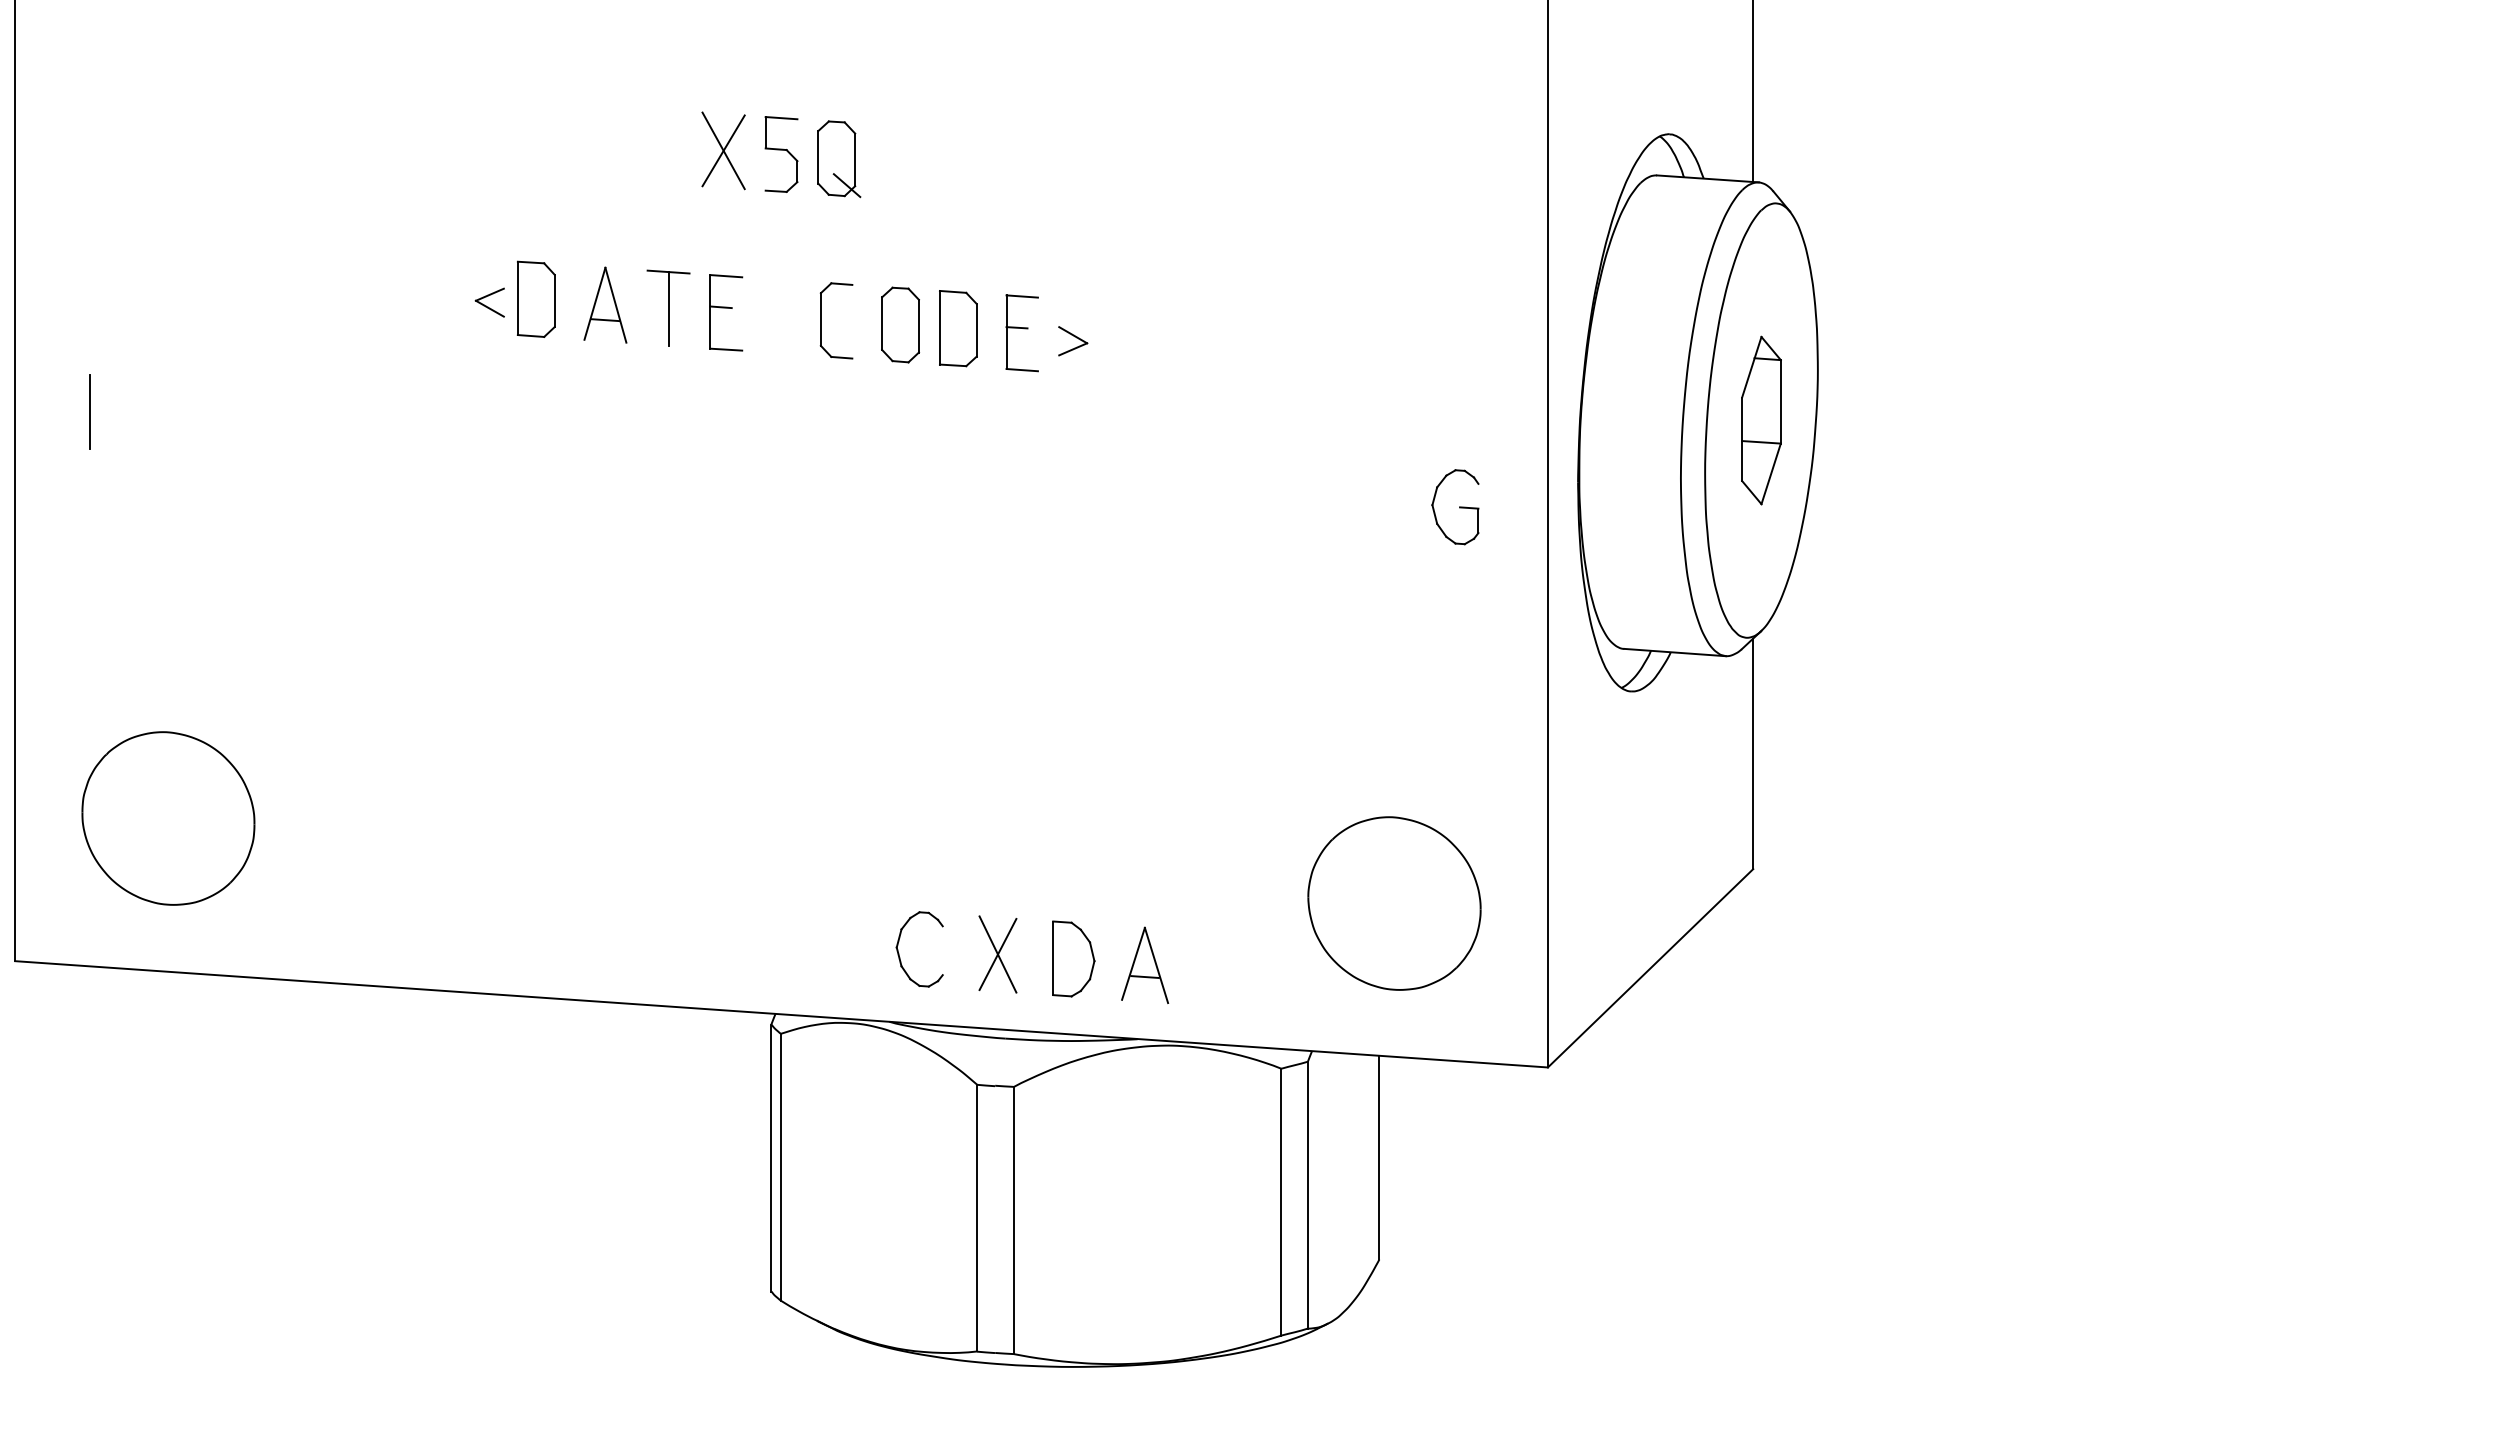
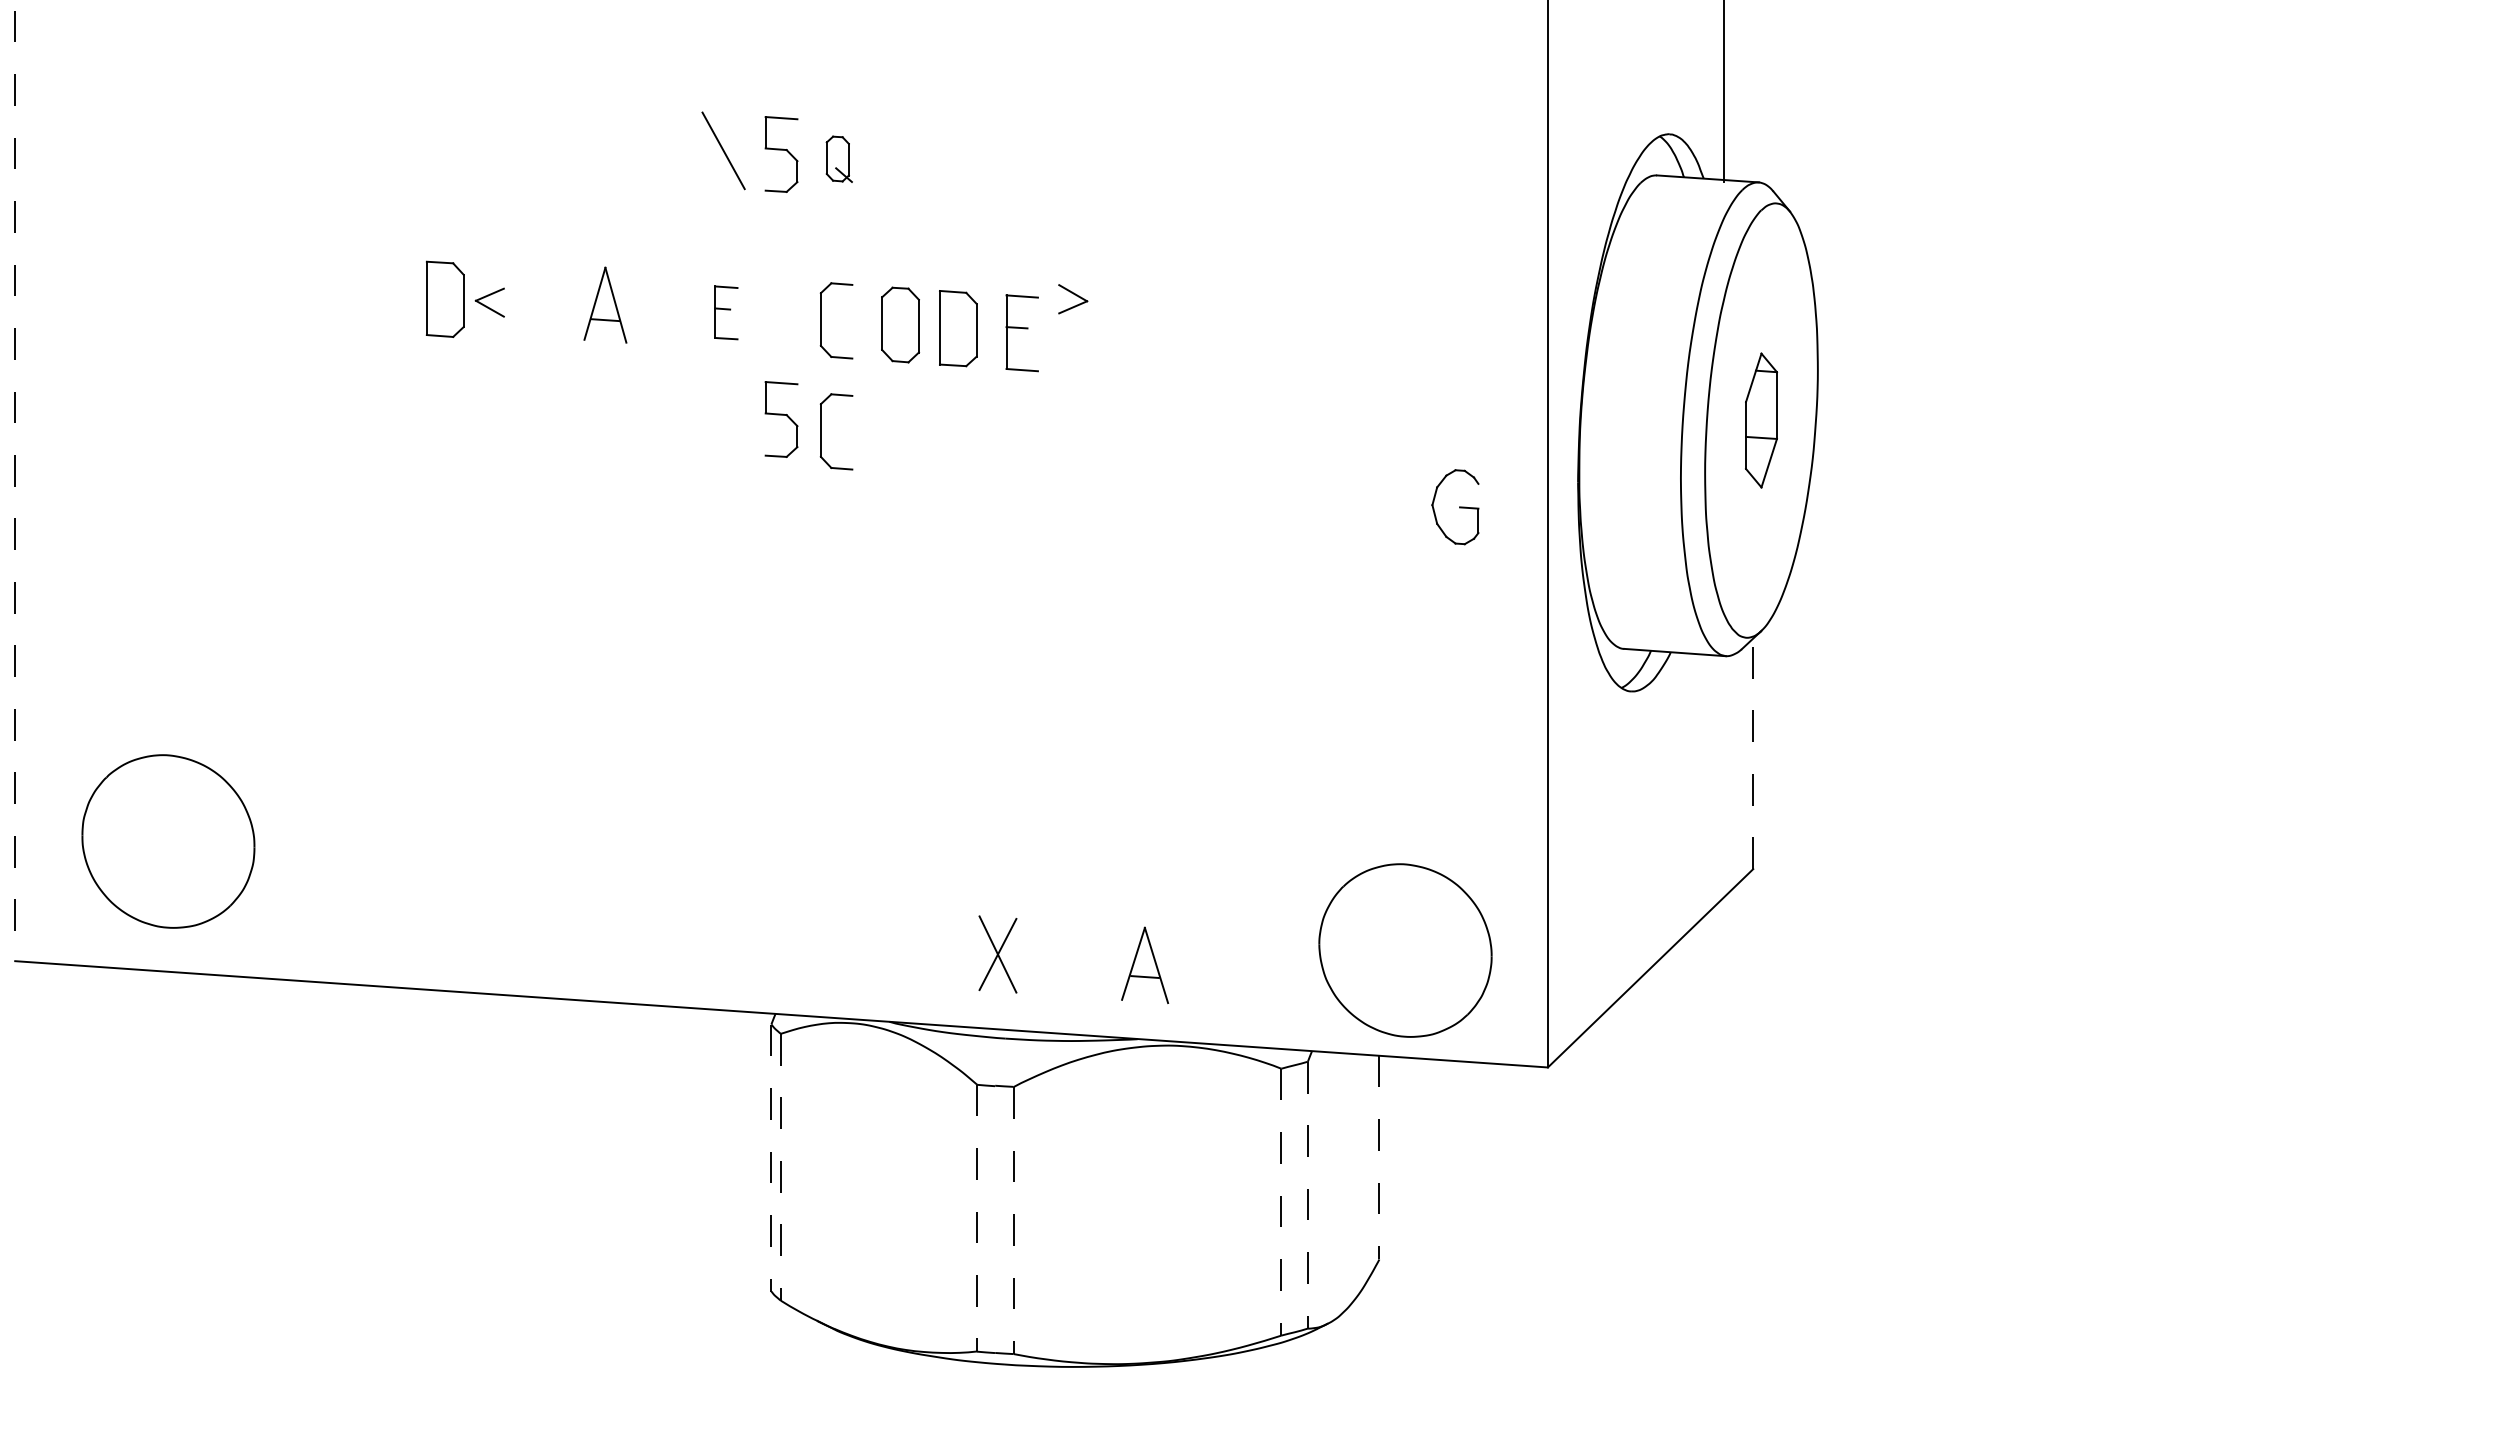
line position: (1753, 92) -> (1724, 92) (1724, 92)
line: present -> none (723, 150)
part size: 45x79 px -> 28x48 px (838, 158)
part position: (535, 298) -> (444, 298) (444, 298)
part: present -> none (668, 307)
part size: 35x78 px -> 25x56 px (726, 312)
part position: (1073, 341) -> (1073, 299) (1073, 299)
line: present -> none (90, 411)
part: none -> present (781, 419)
part size: 41x171 px -> 33x137 px (1761, 420)
part: none -> present (821, 431)
line: solid -> dashed (15, 481)
line: solid -> dashed (1753, 753)
part position: (168, 818) -> (168, 841) (168, 841)
part position: (1394, 903) -> (1405, 950) (1405, 950)
part: present -> none (899, 953)
part: present -> none (1073, 958)
line: solid -> dashed (1379, 1157)
line: solid -> dashed (771, 1158)
line: solid -> dashed (780, 1167)
line: solid -> dashed (1307, 1195)
line: solid -> dashed (1281, 1202)
line: solid -> dashed (977, 1218)
line: solid -> dashed (1013, 1221)
